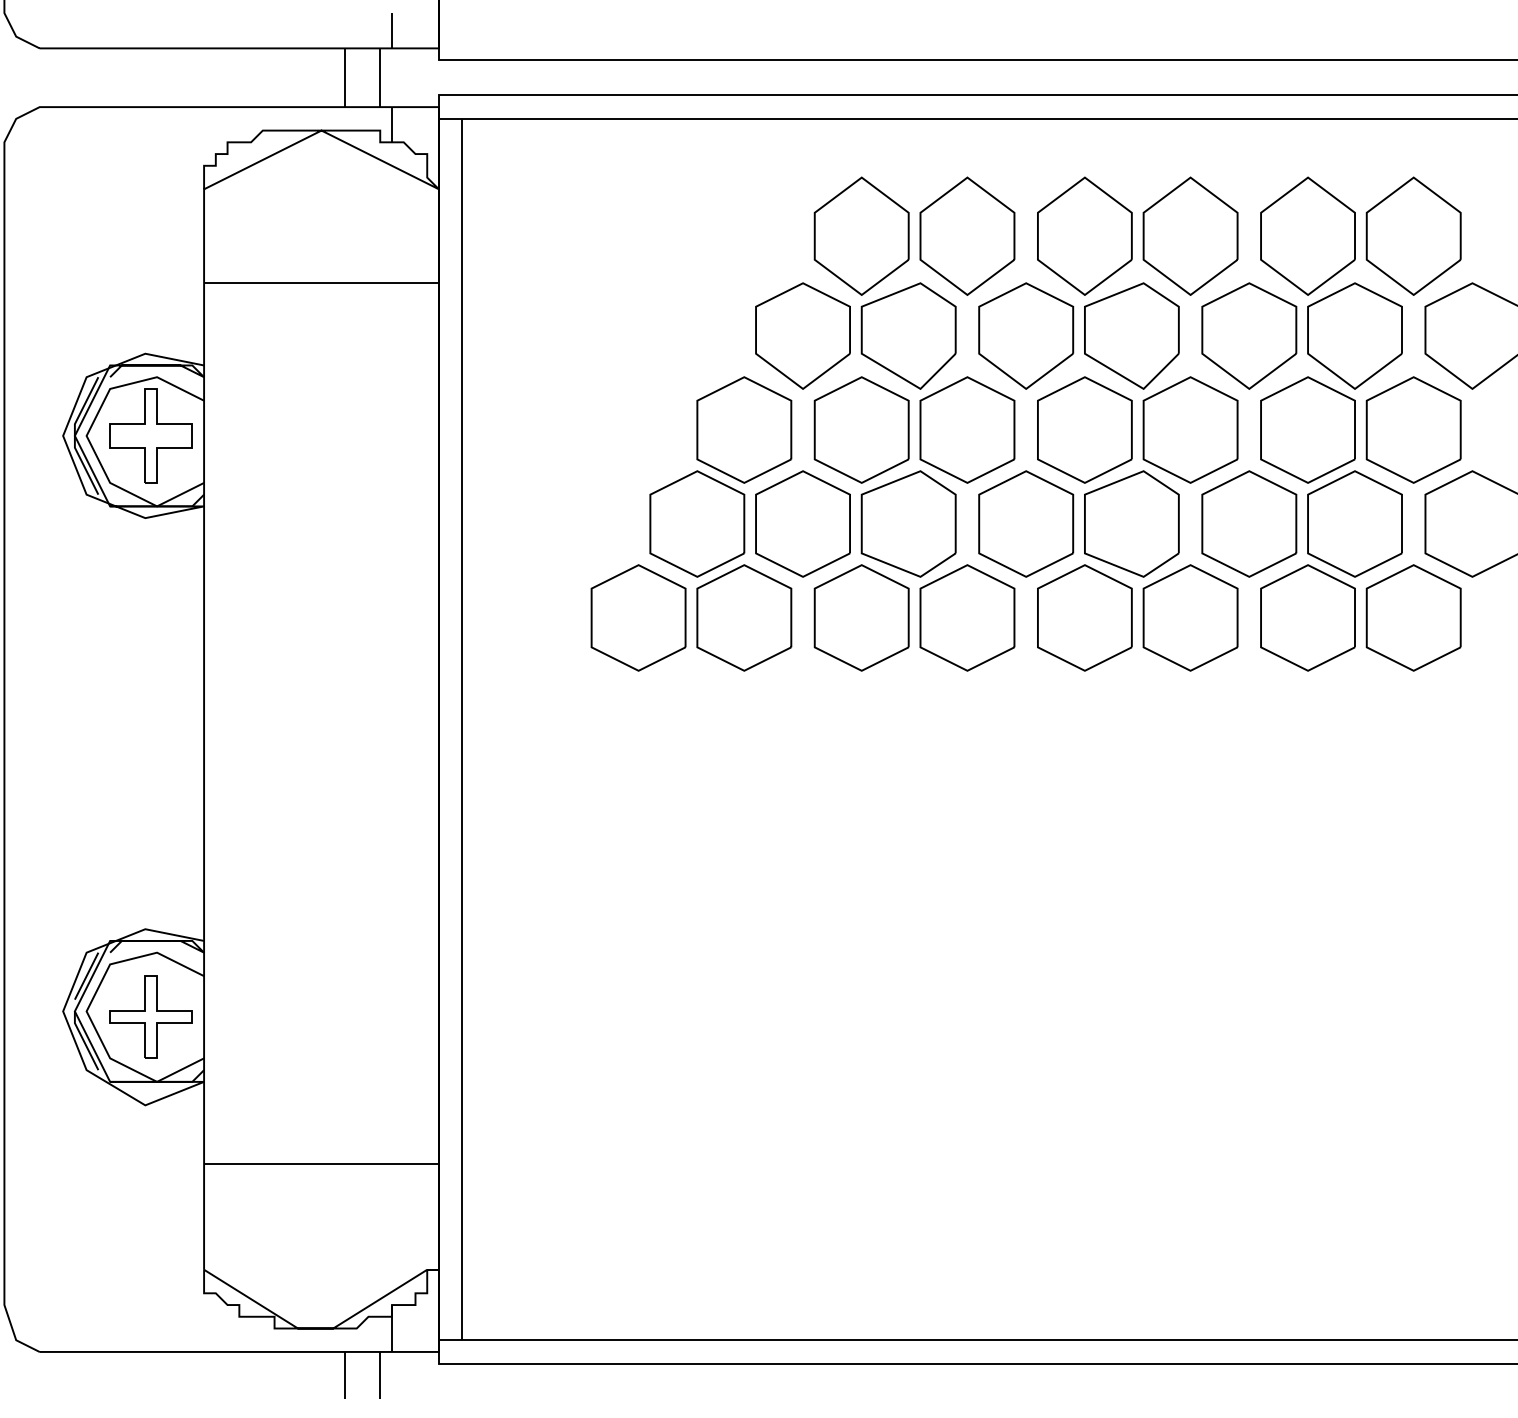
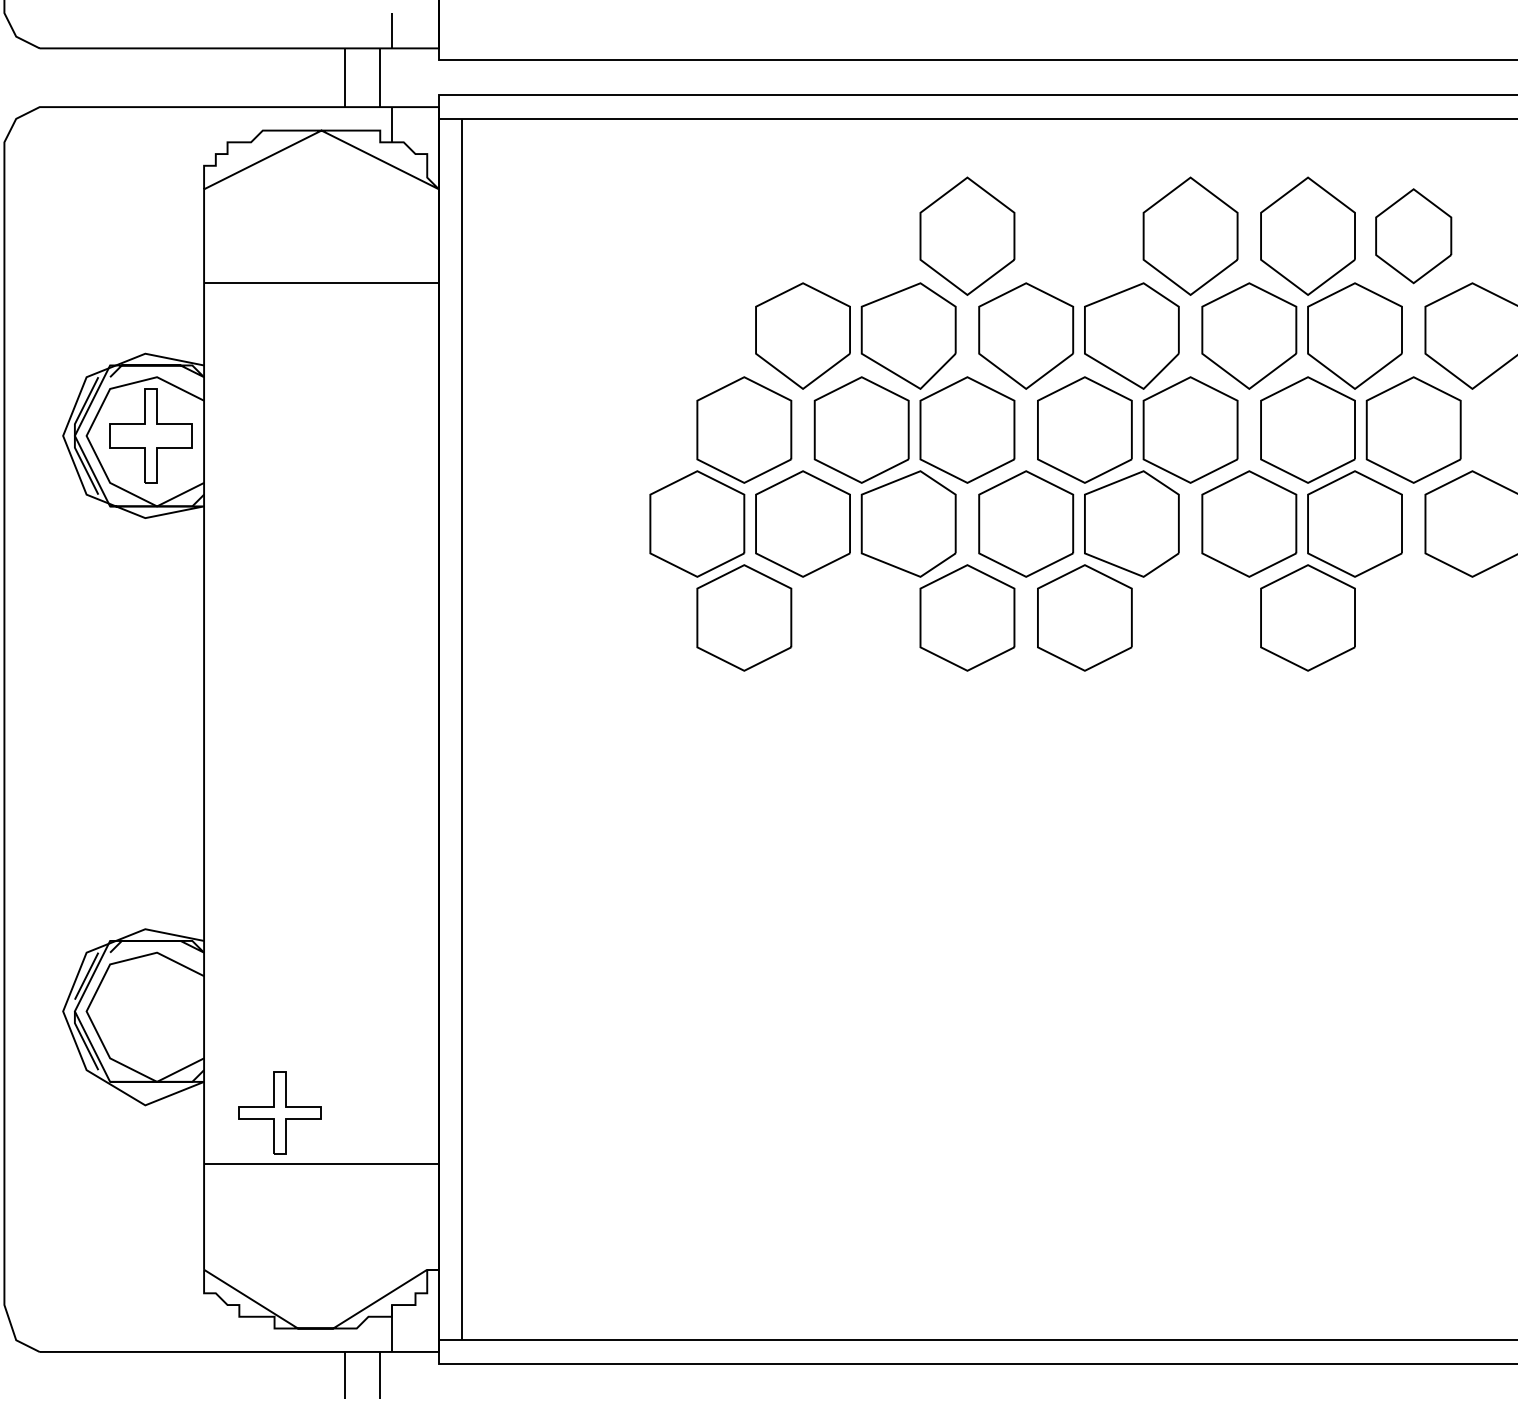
part: present -> none (861, 235)
part: present -> none (1084, 235)
part size: 97x120 px -> 78x97 px (1413, 236)
part: present -> none (638, 617)
part: present -> none (861, 617)
part: present -> none (1190, 617)
part: present -> none (1413, 617)
part position: (150, 1016) -> (279, 1112) (279, 1112)
